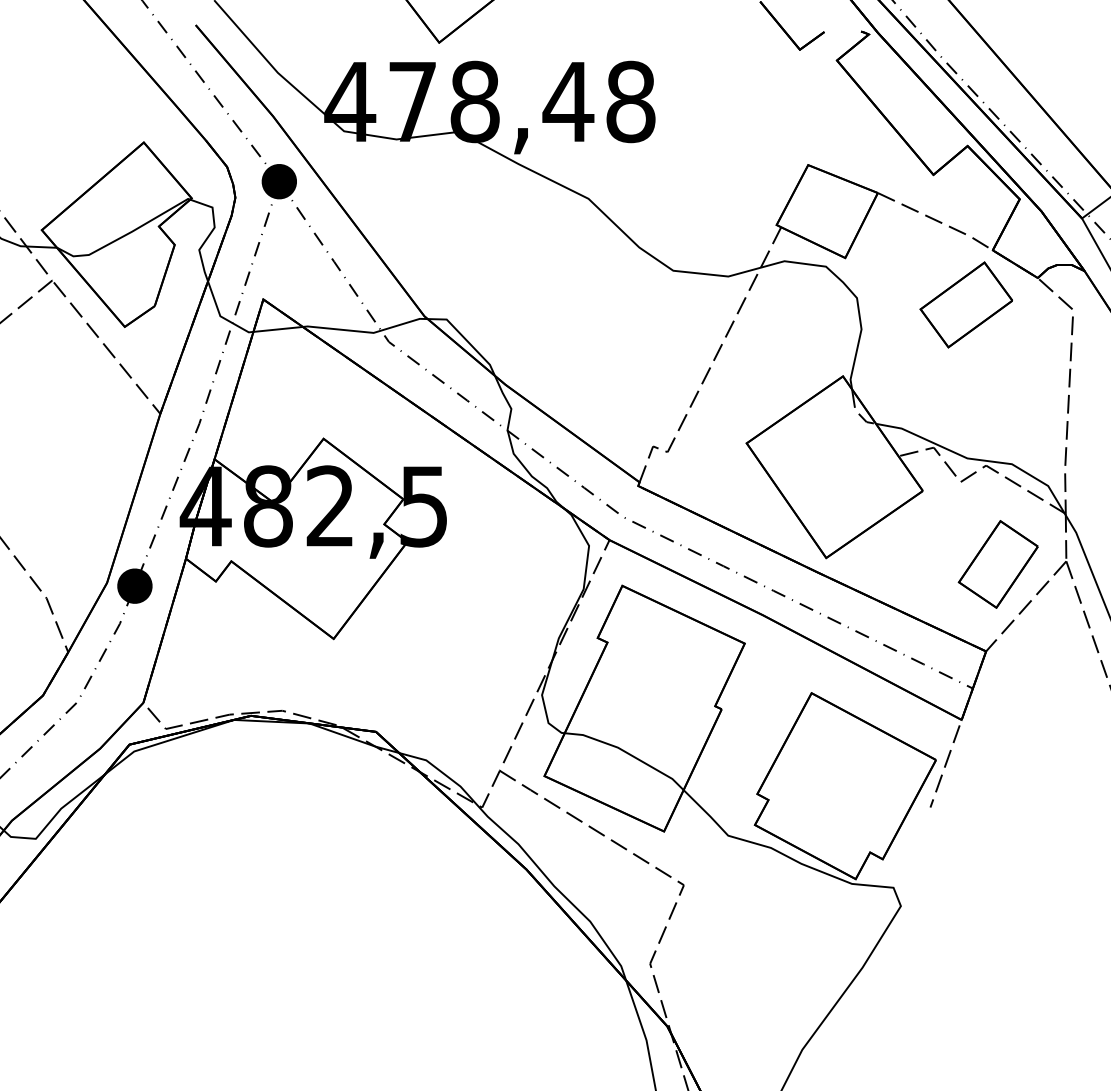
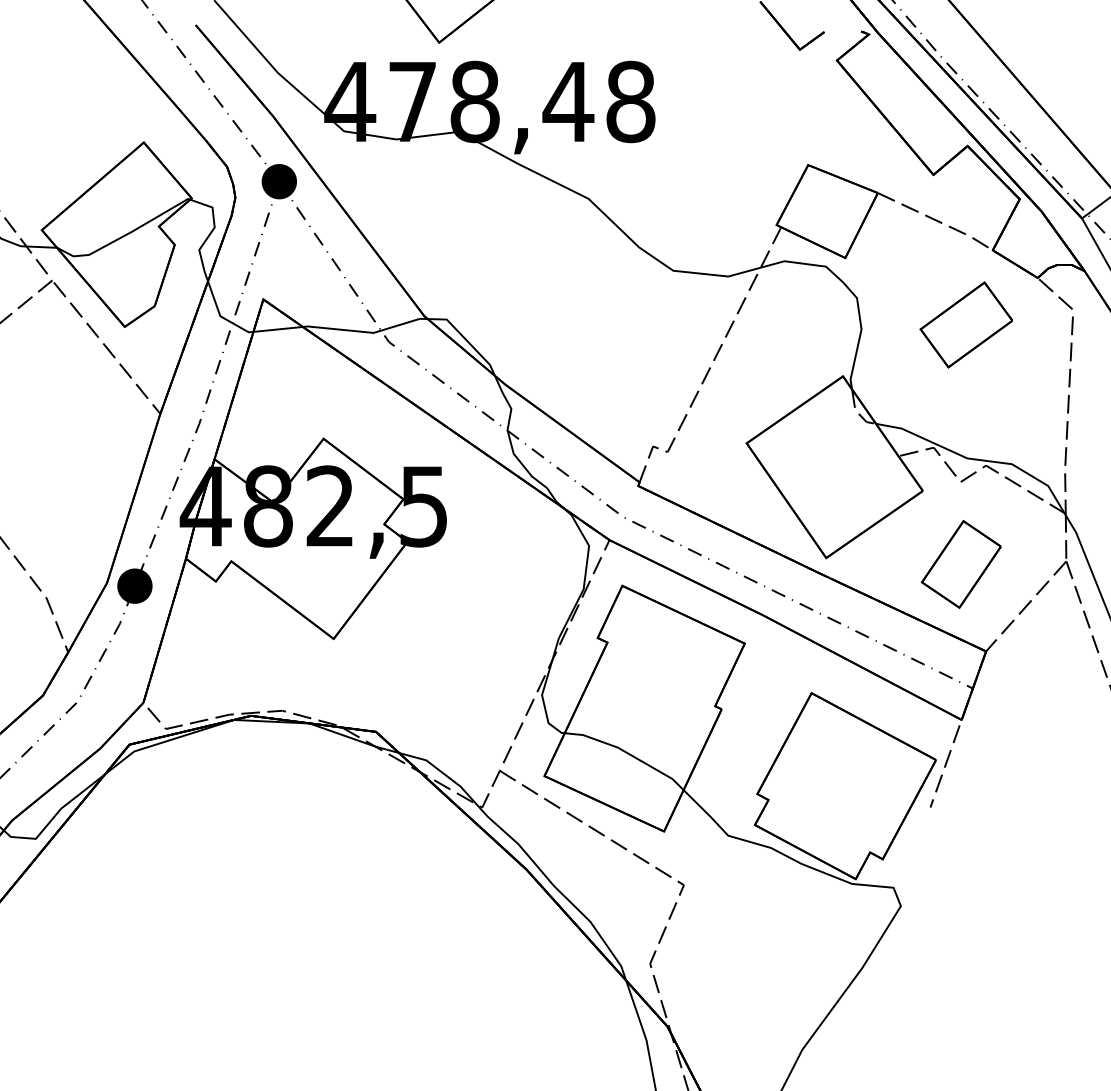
part position: (965, 304) -> (965, 324) (965, 324)
part position: (997, 564) -> (960, 564) (960, 564)
